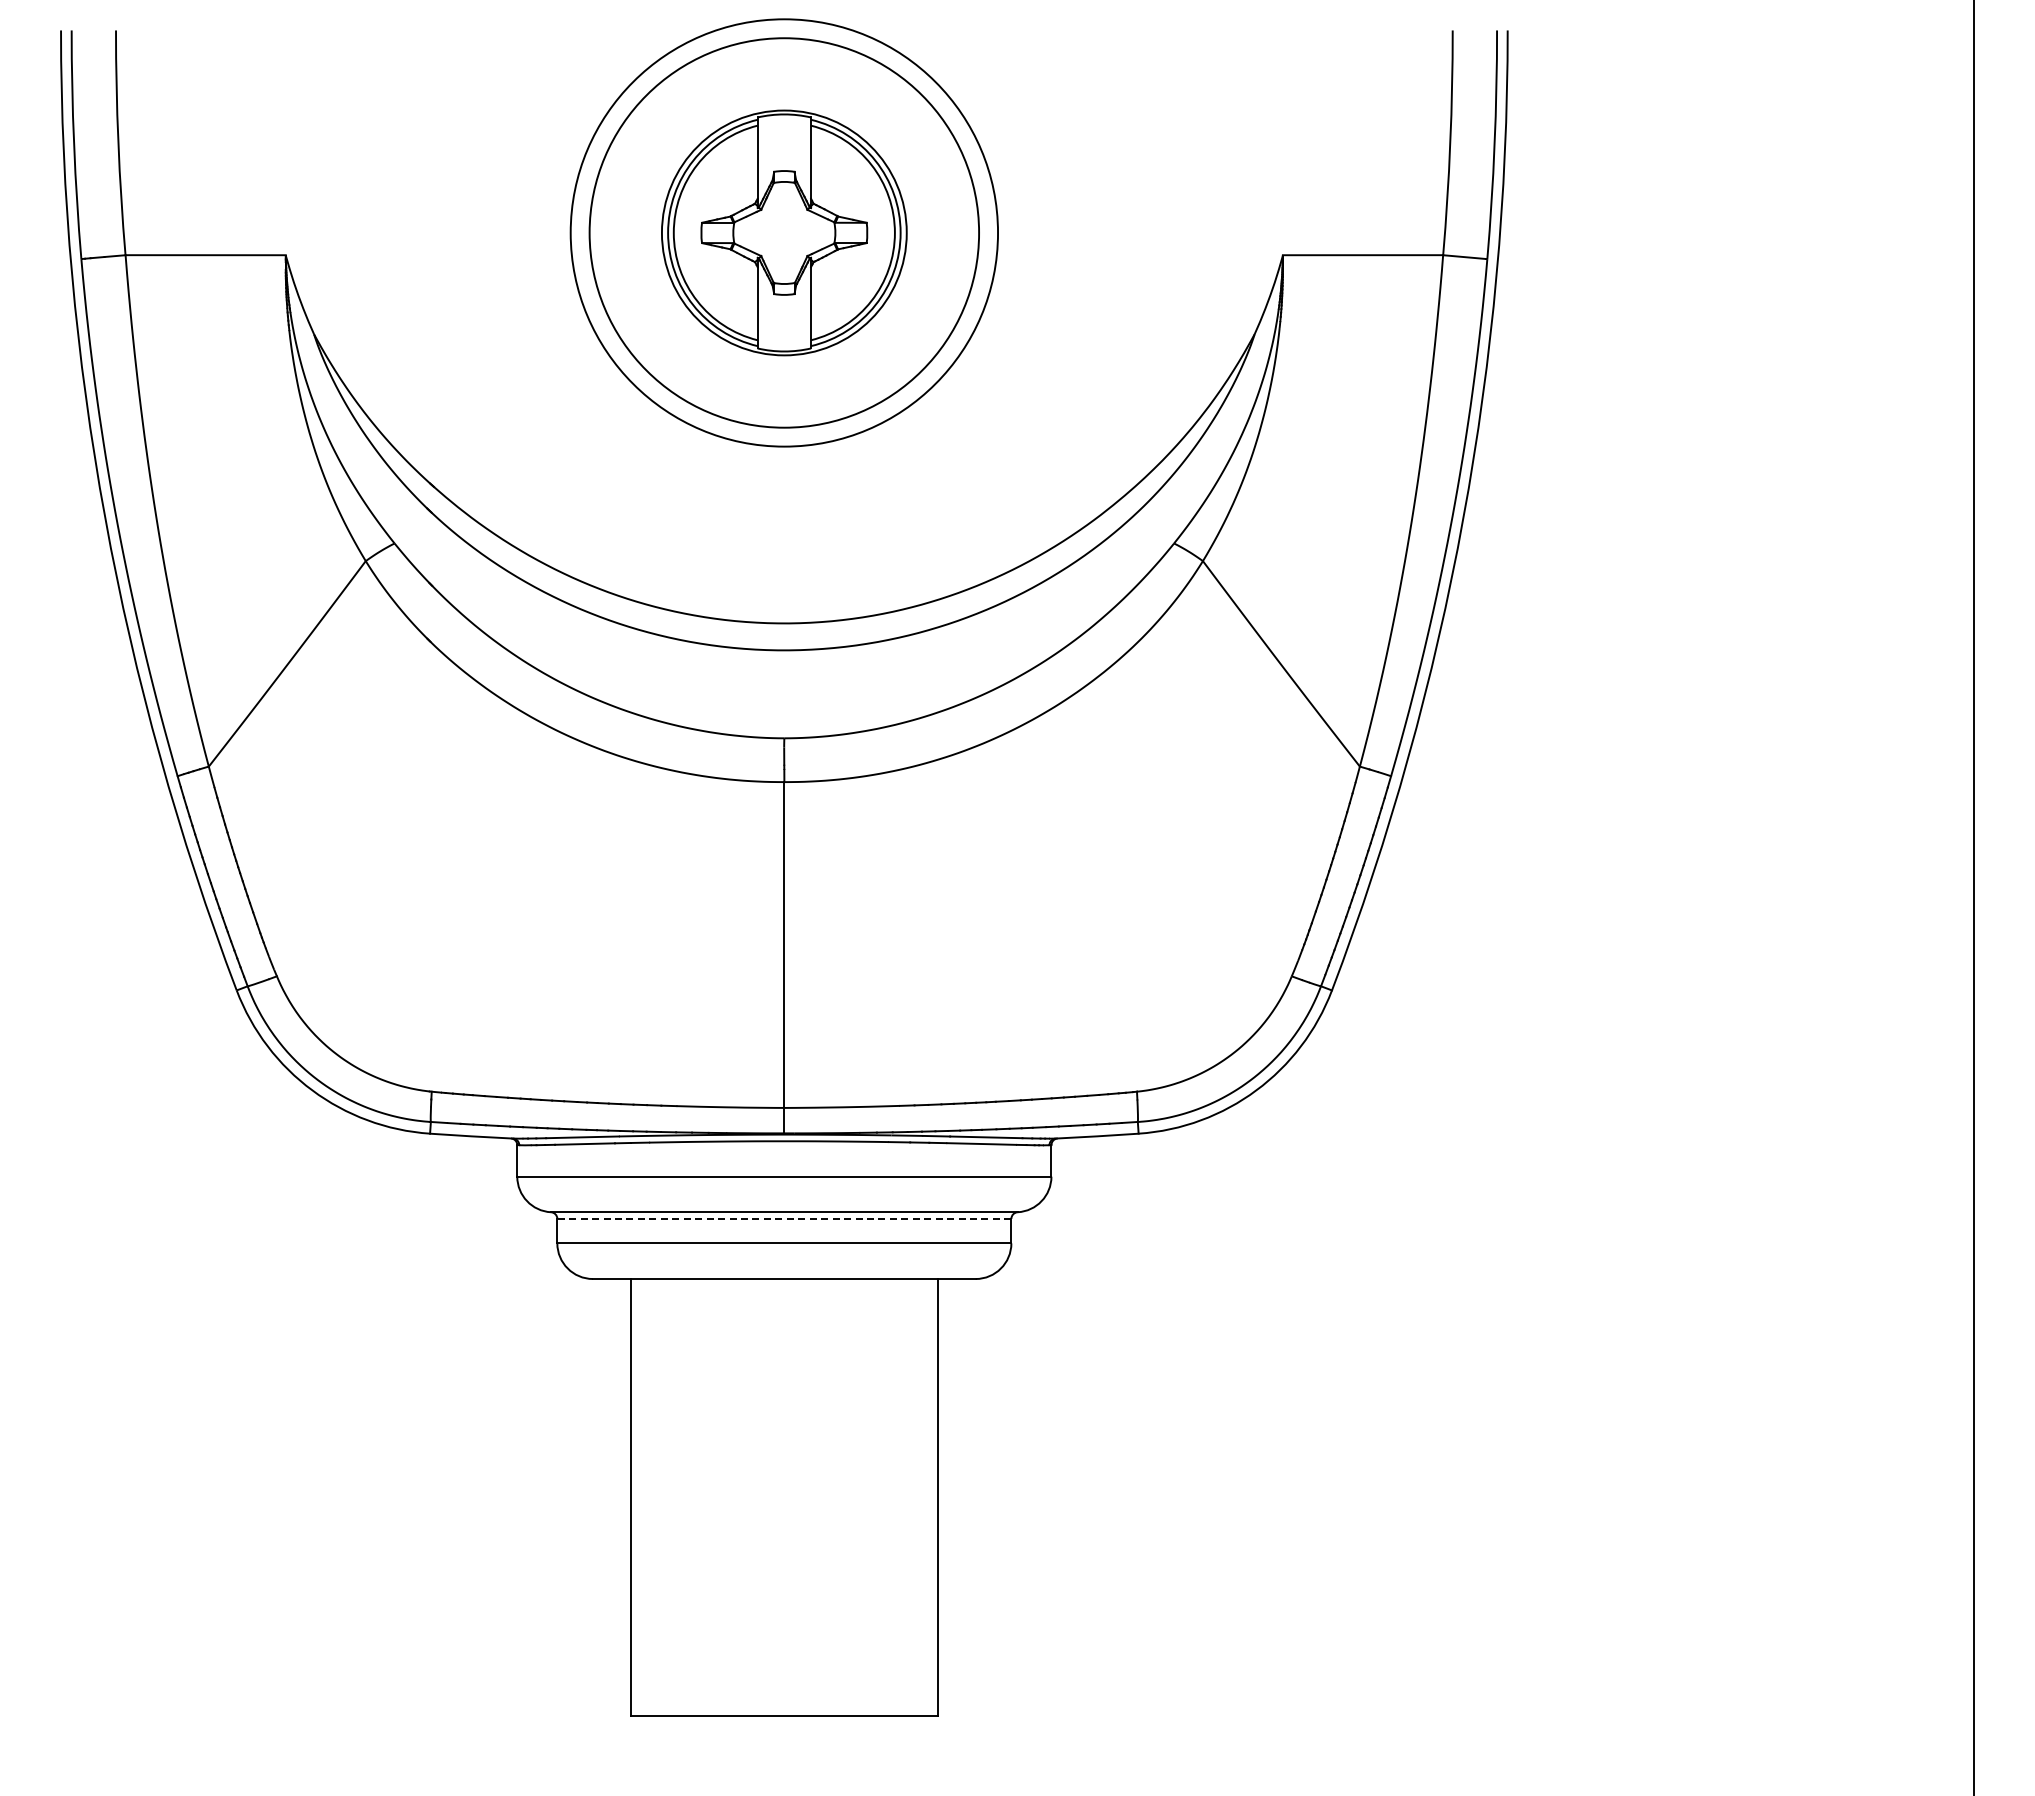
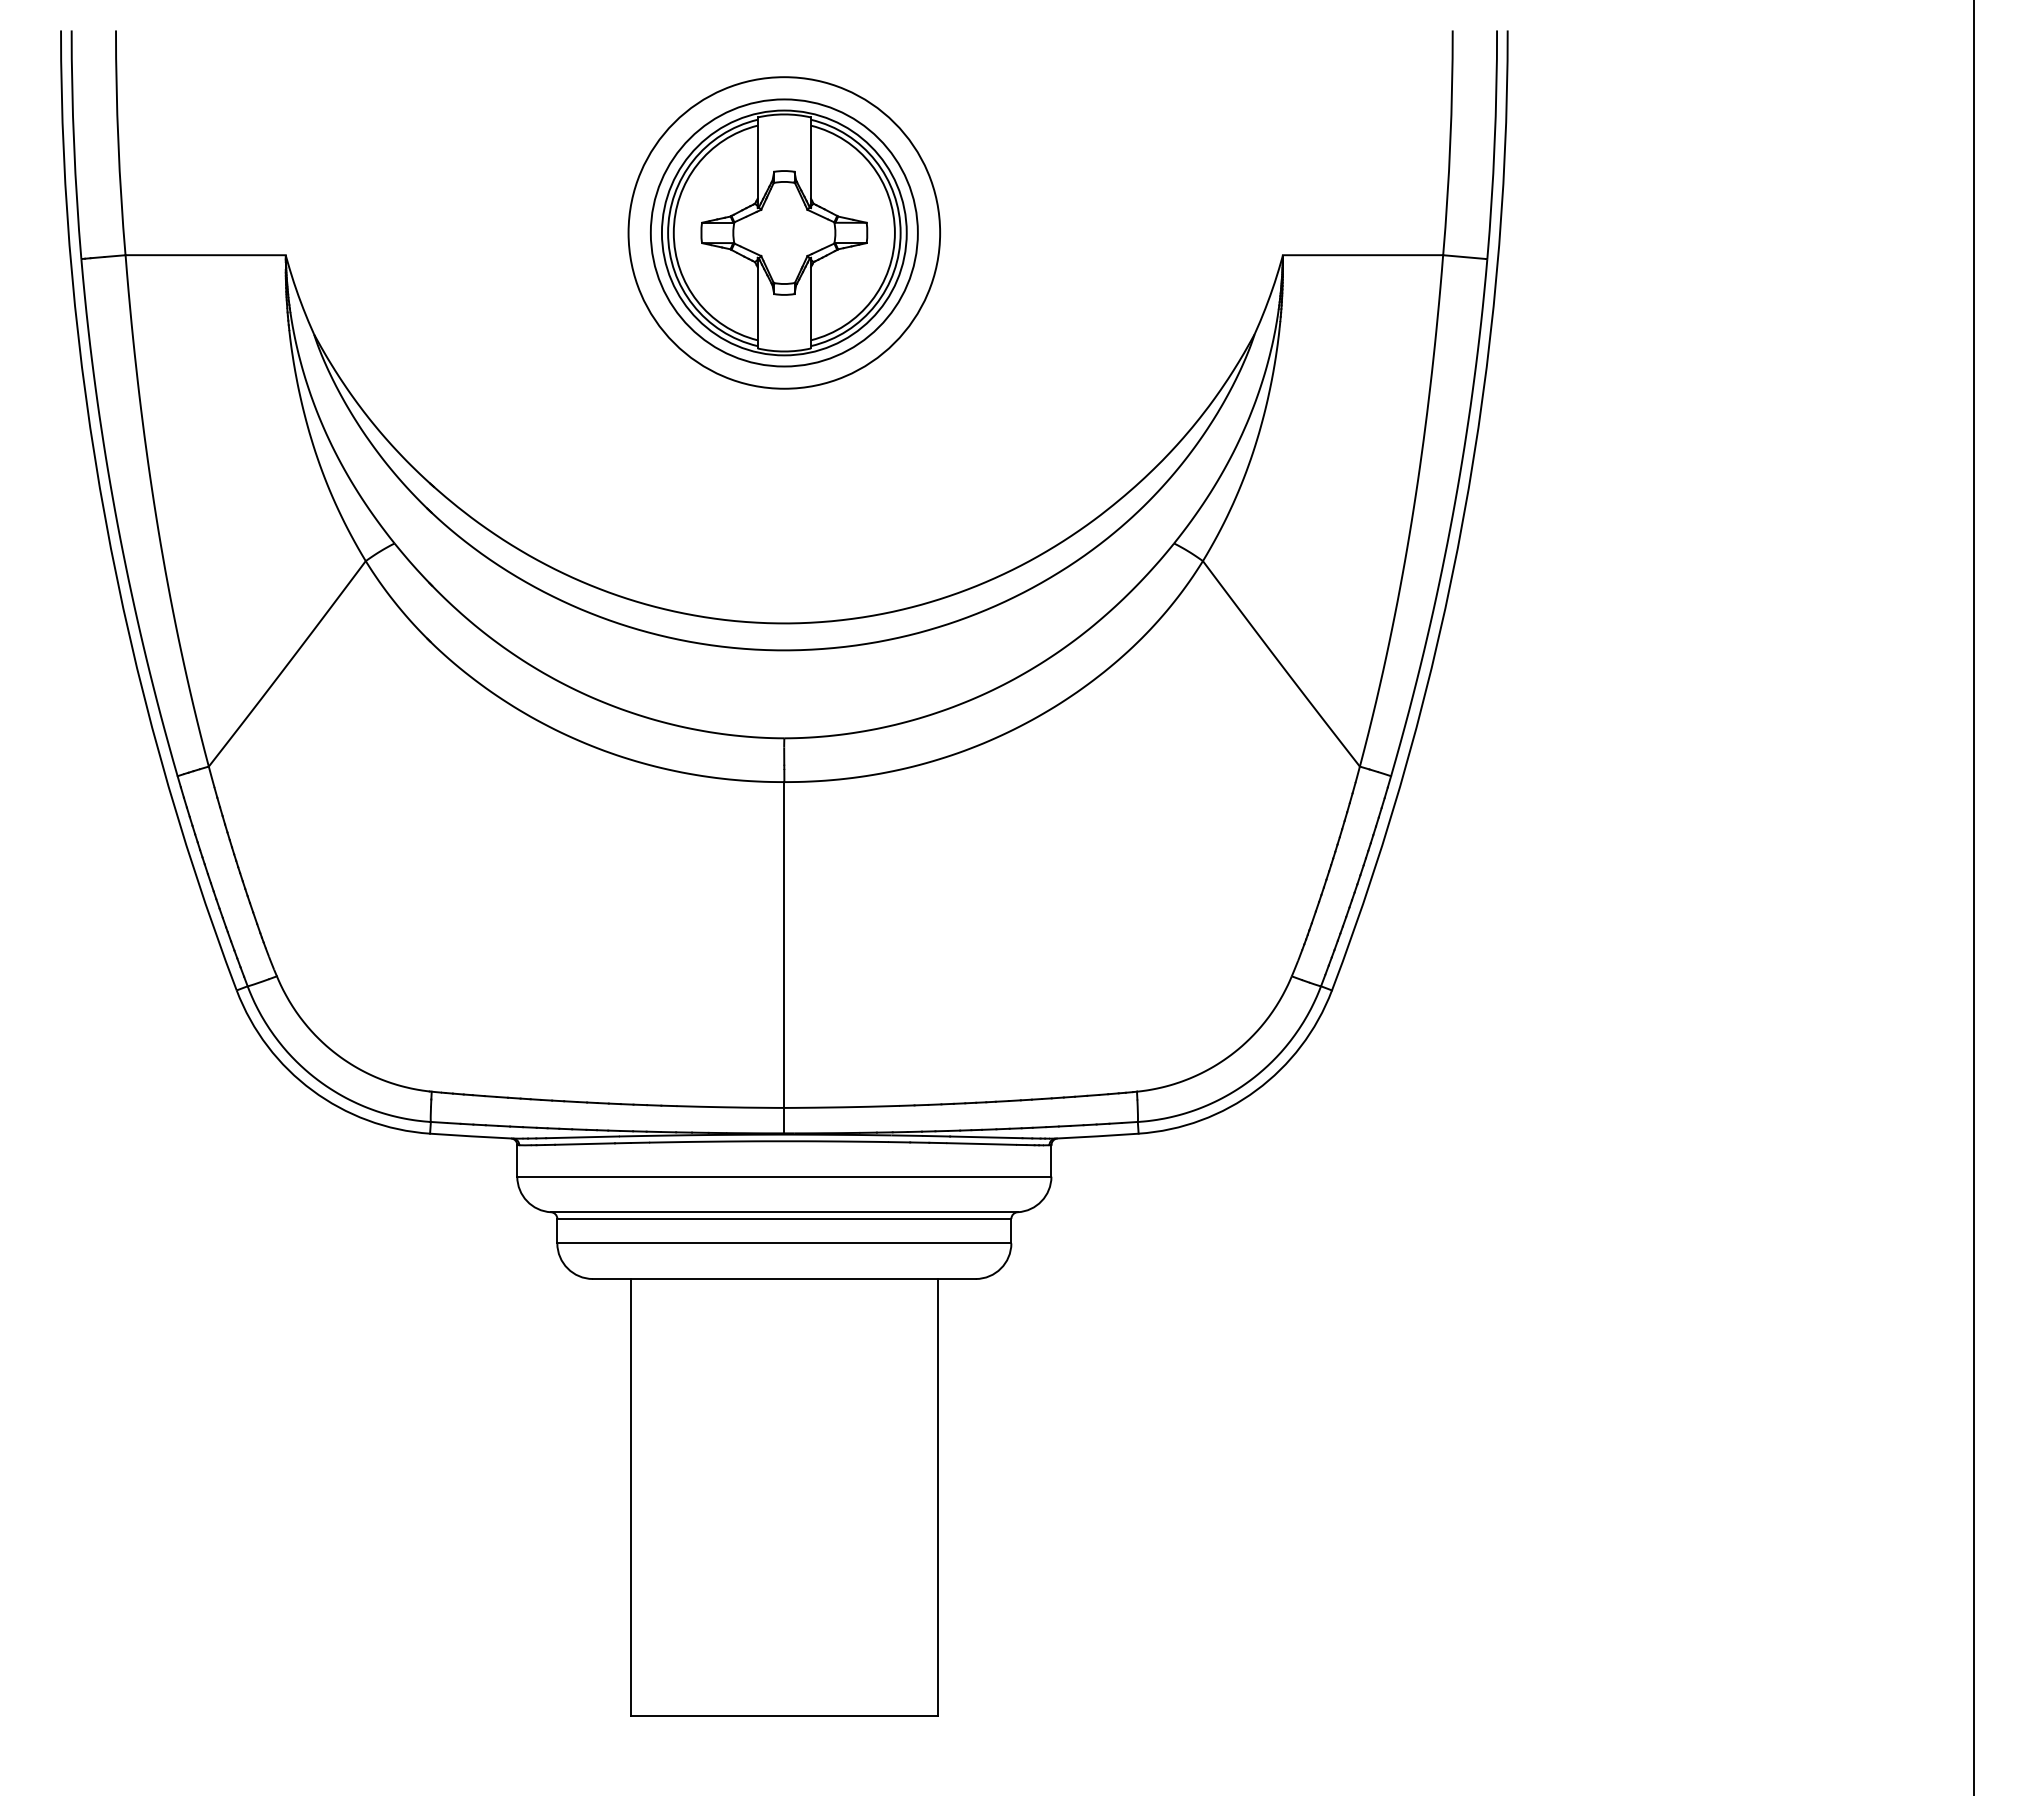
circle diameter: 389 px -> 312 px (784, 232)
circle diameter: 427 px -> 267 px (783, 232)
line: dashed -> solid (783, 1218)
